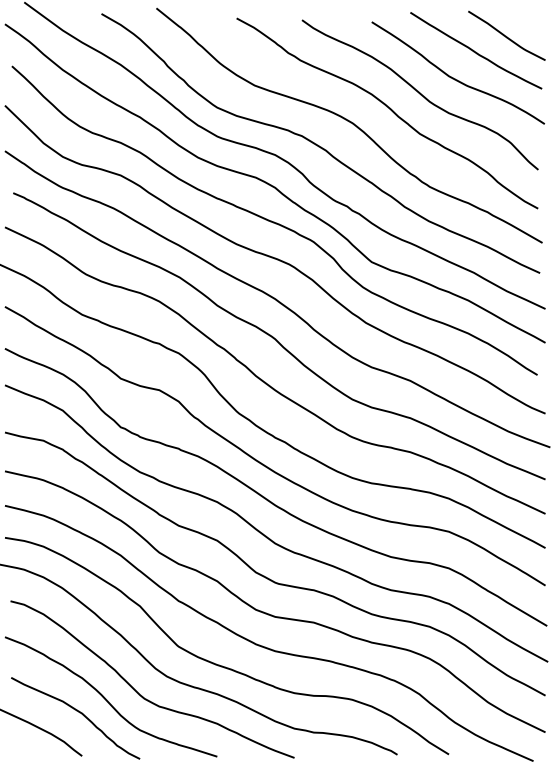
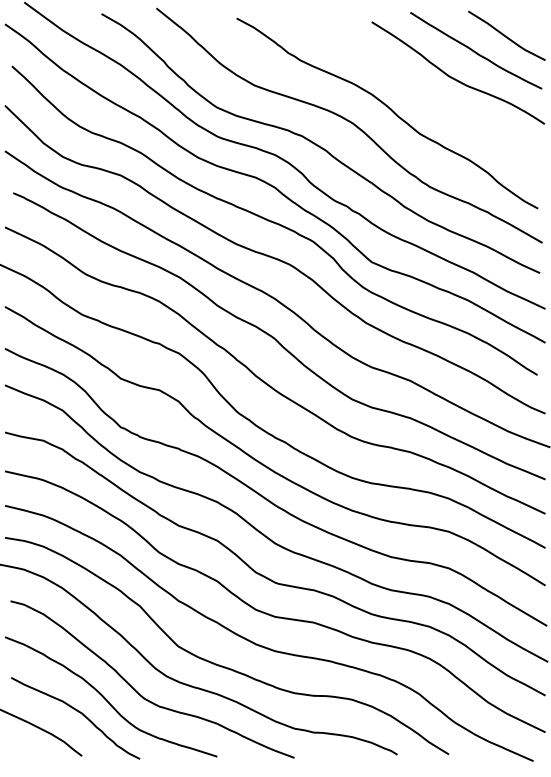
curve: present -> none (419, 94)
